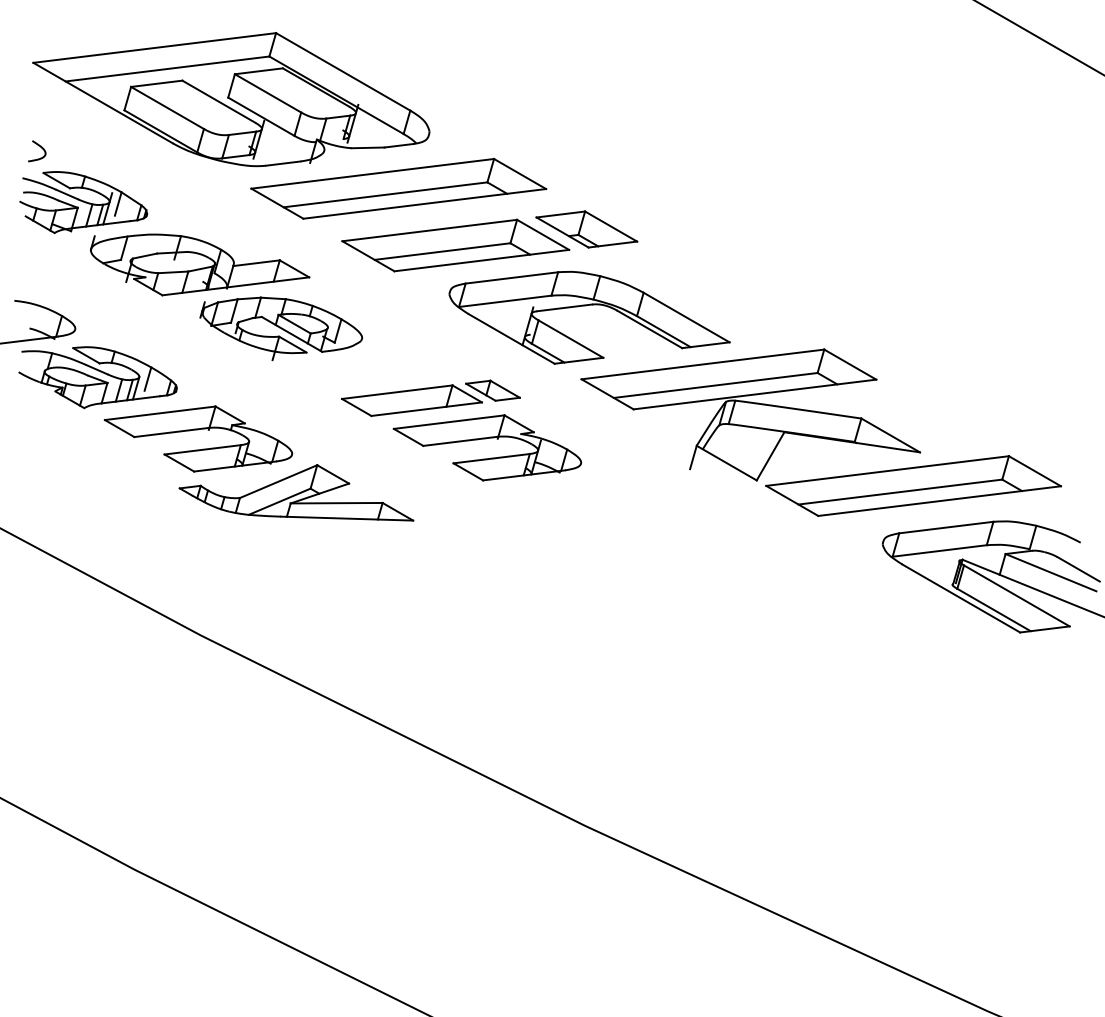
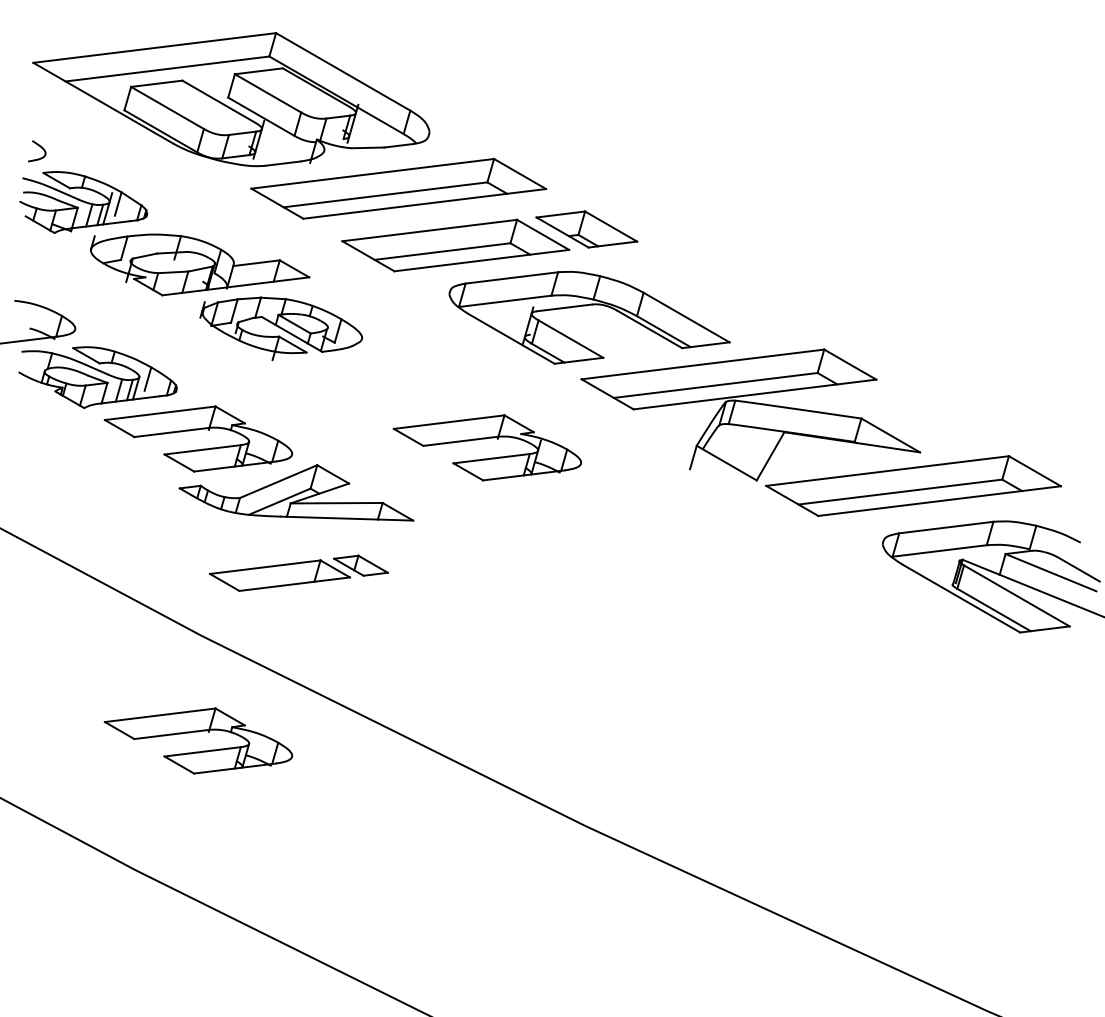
line: present -> none (1039, 37)
part position: (430, 397) -> (298, 572) (298, 572)
part: none -> present (198, 732)
